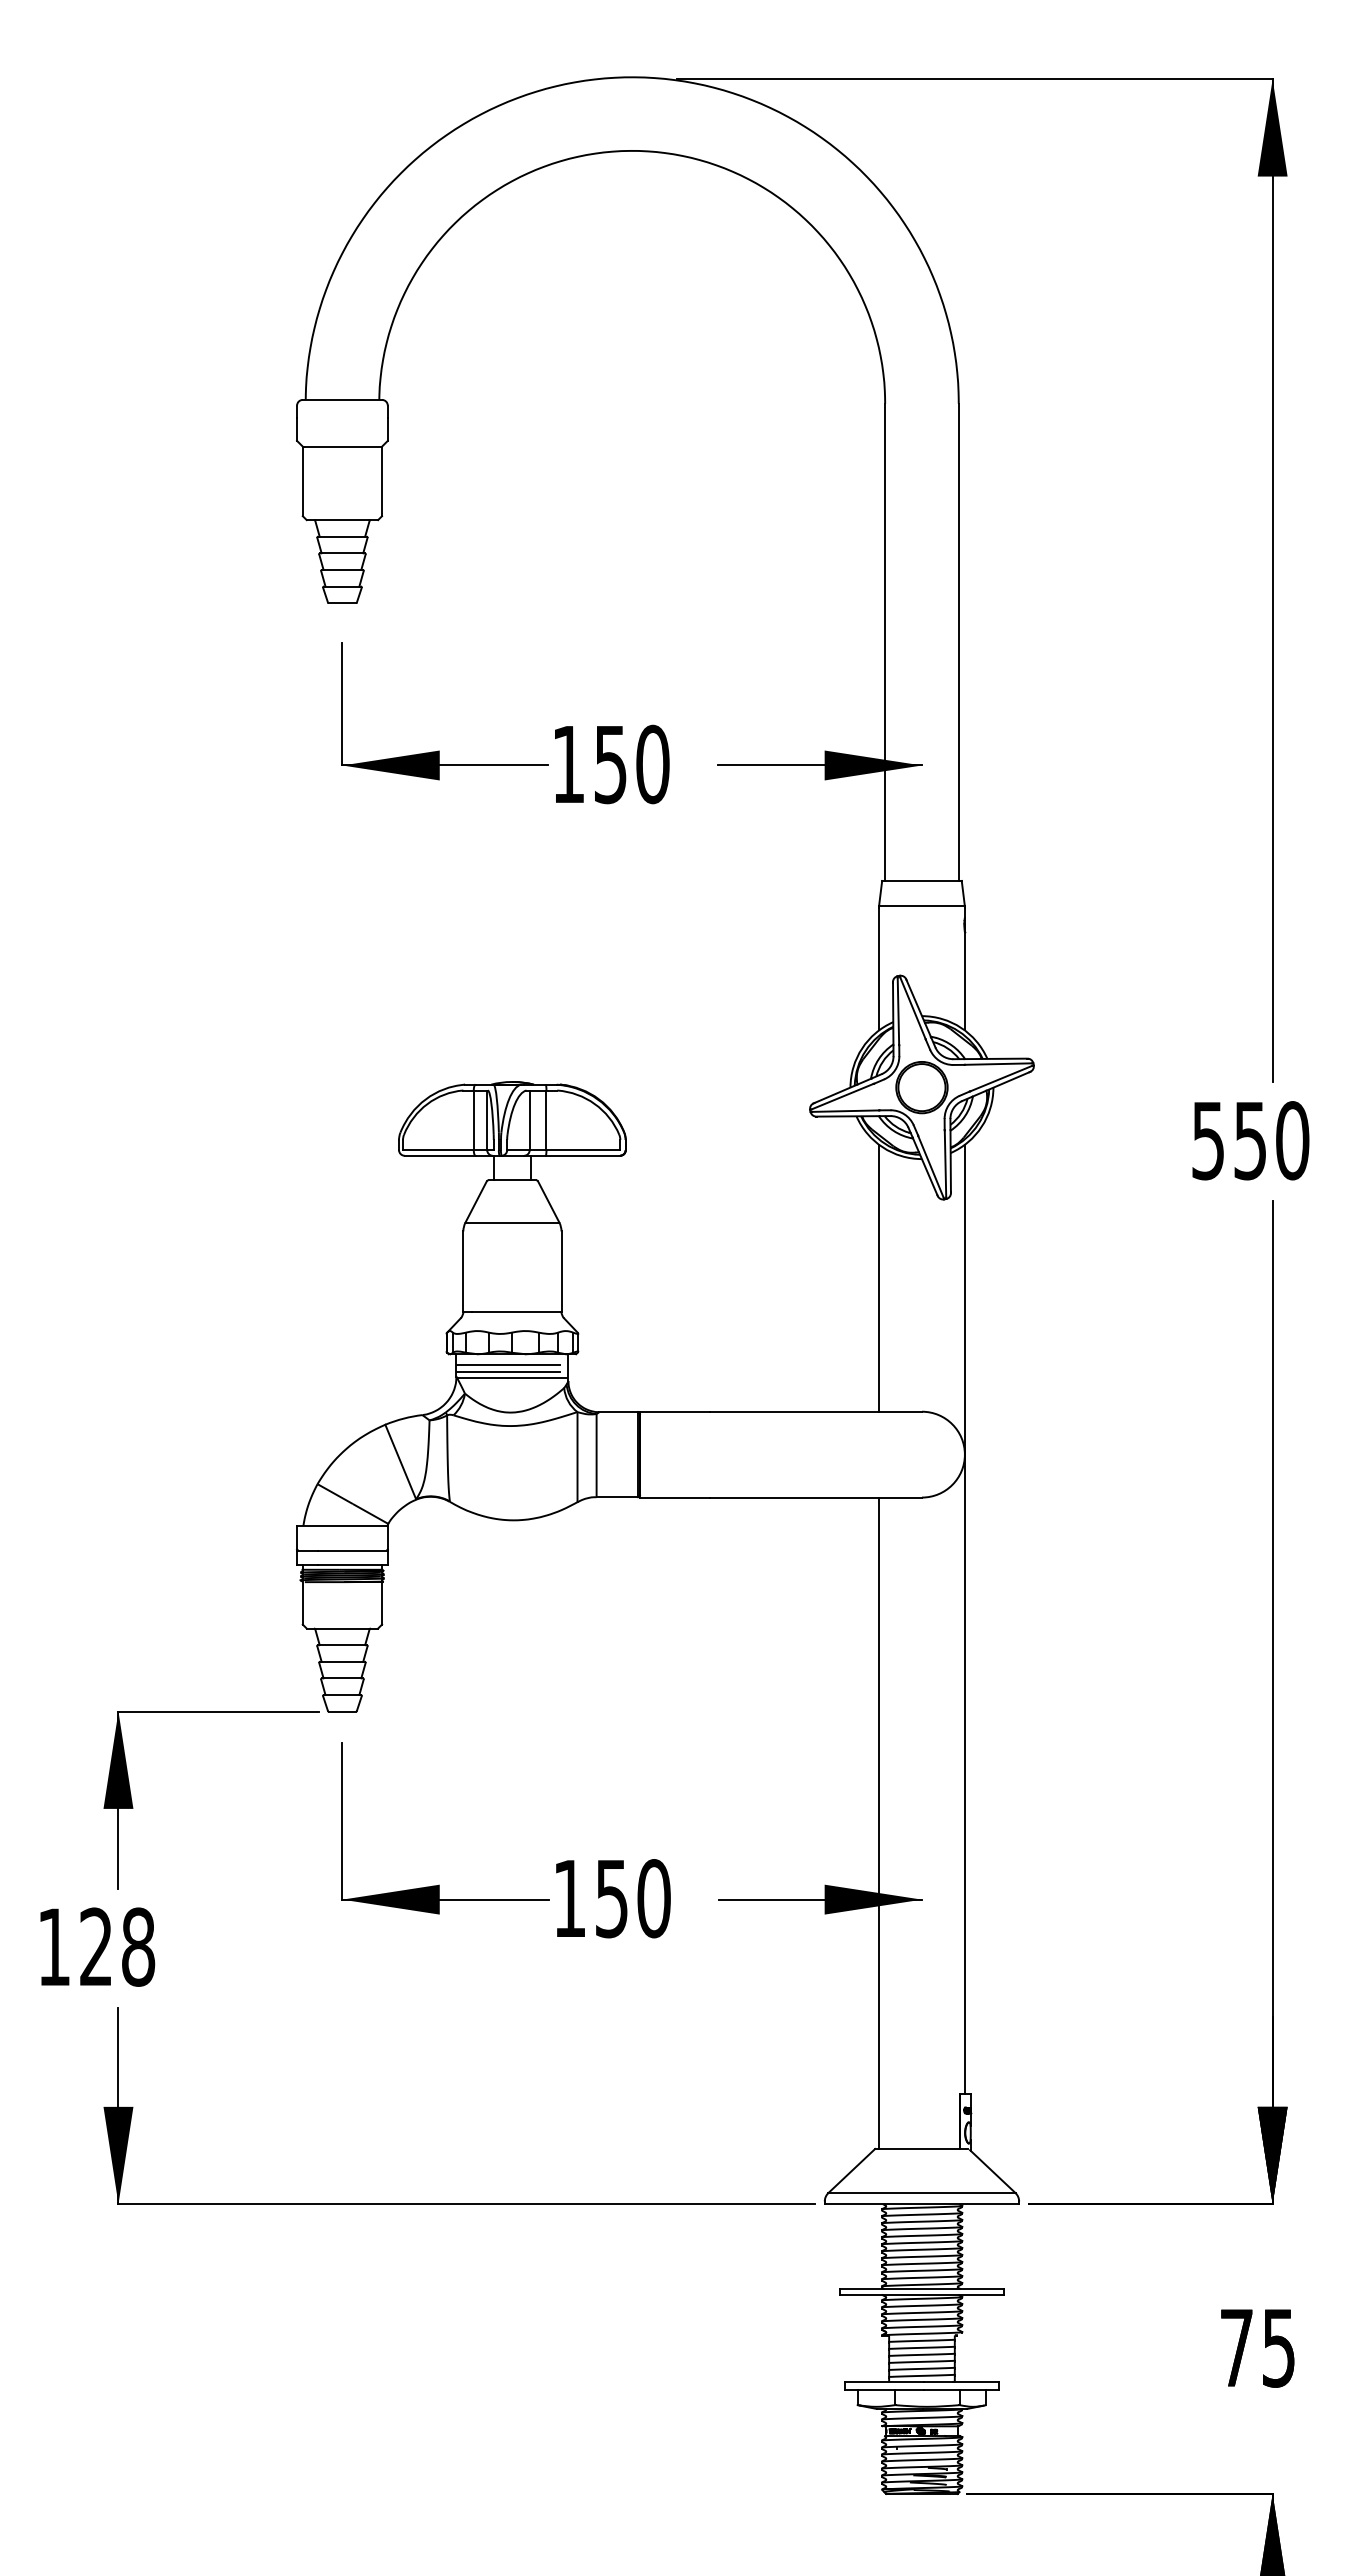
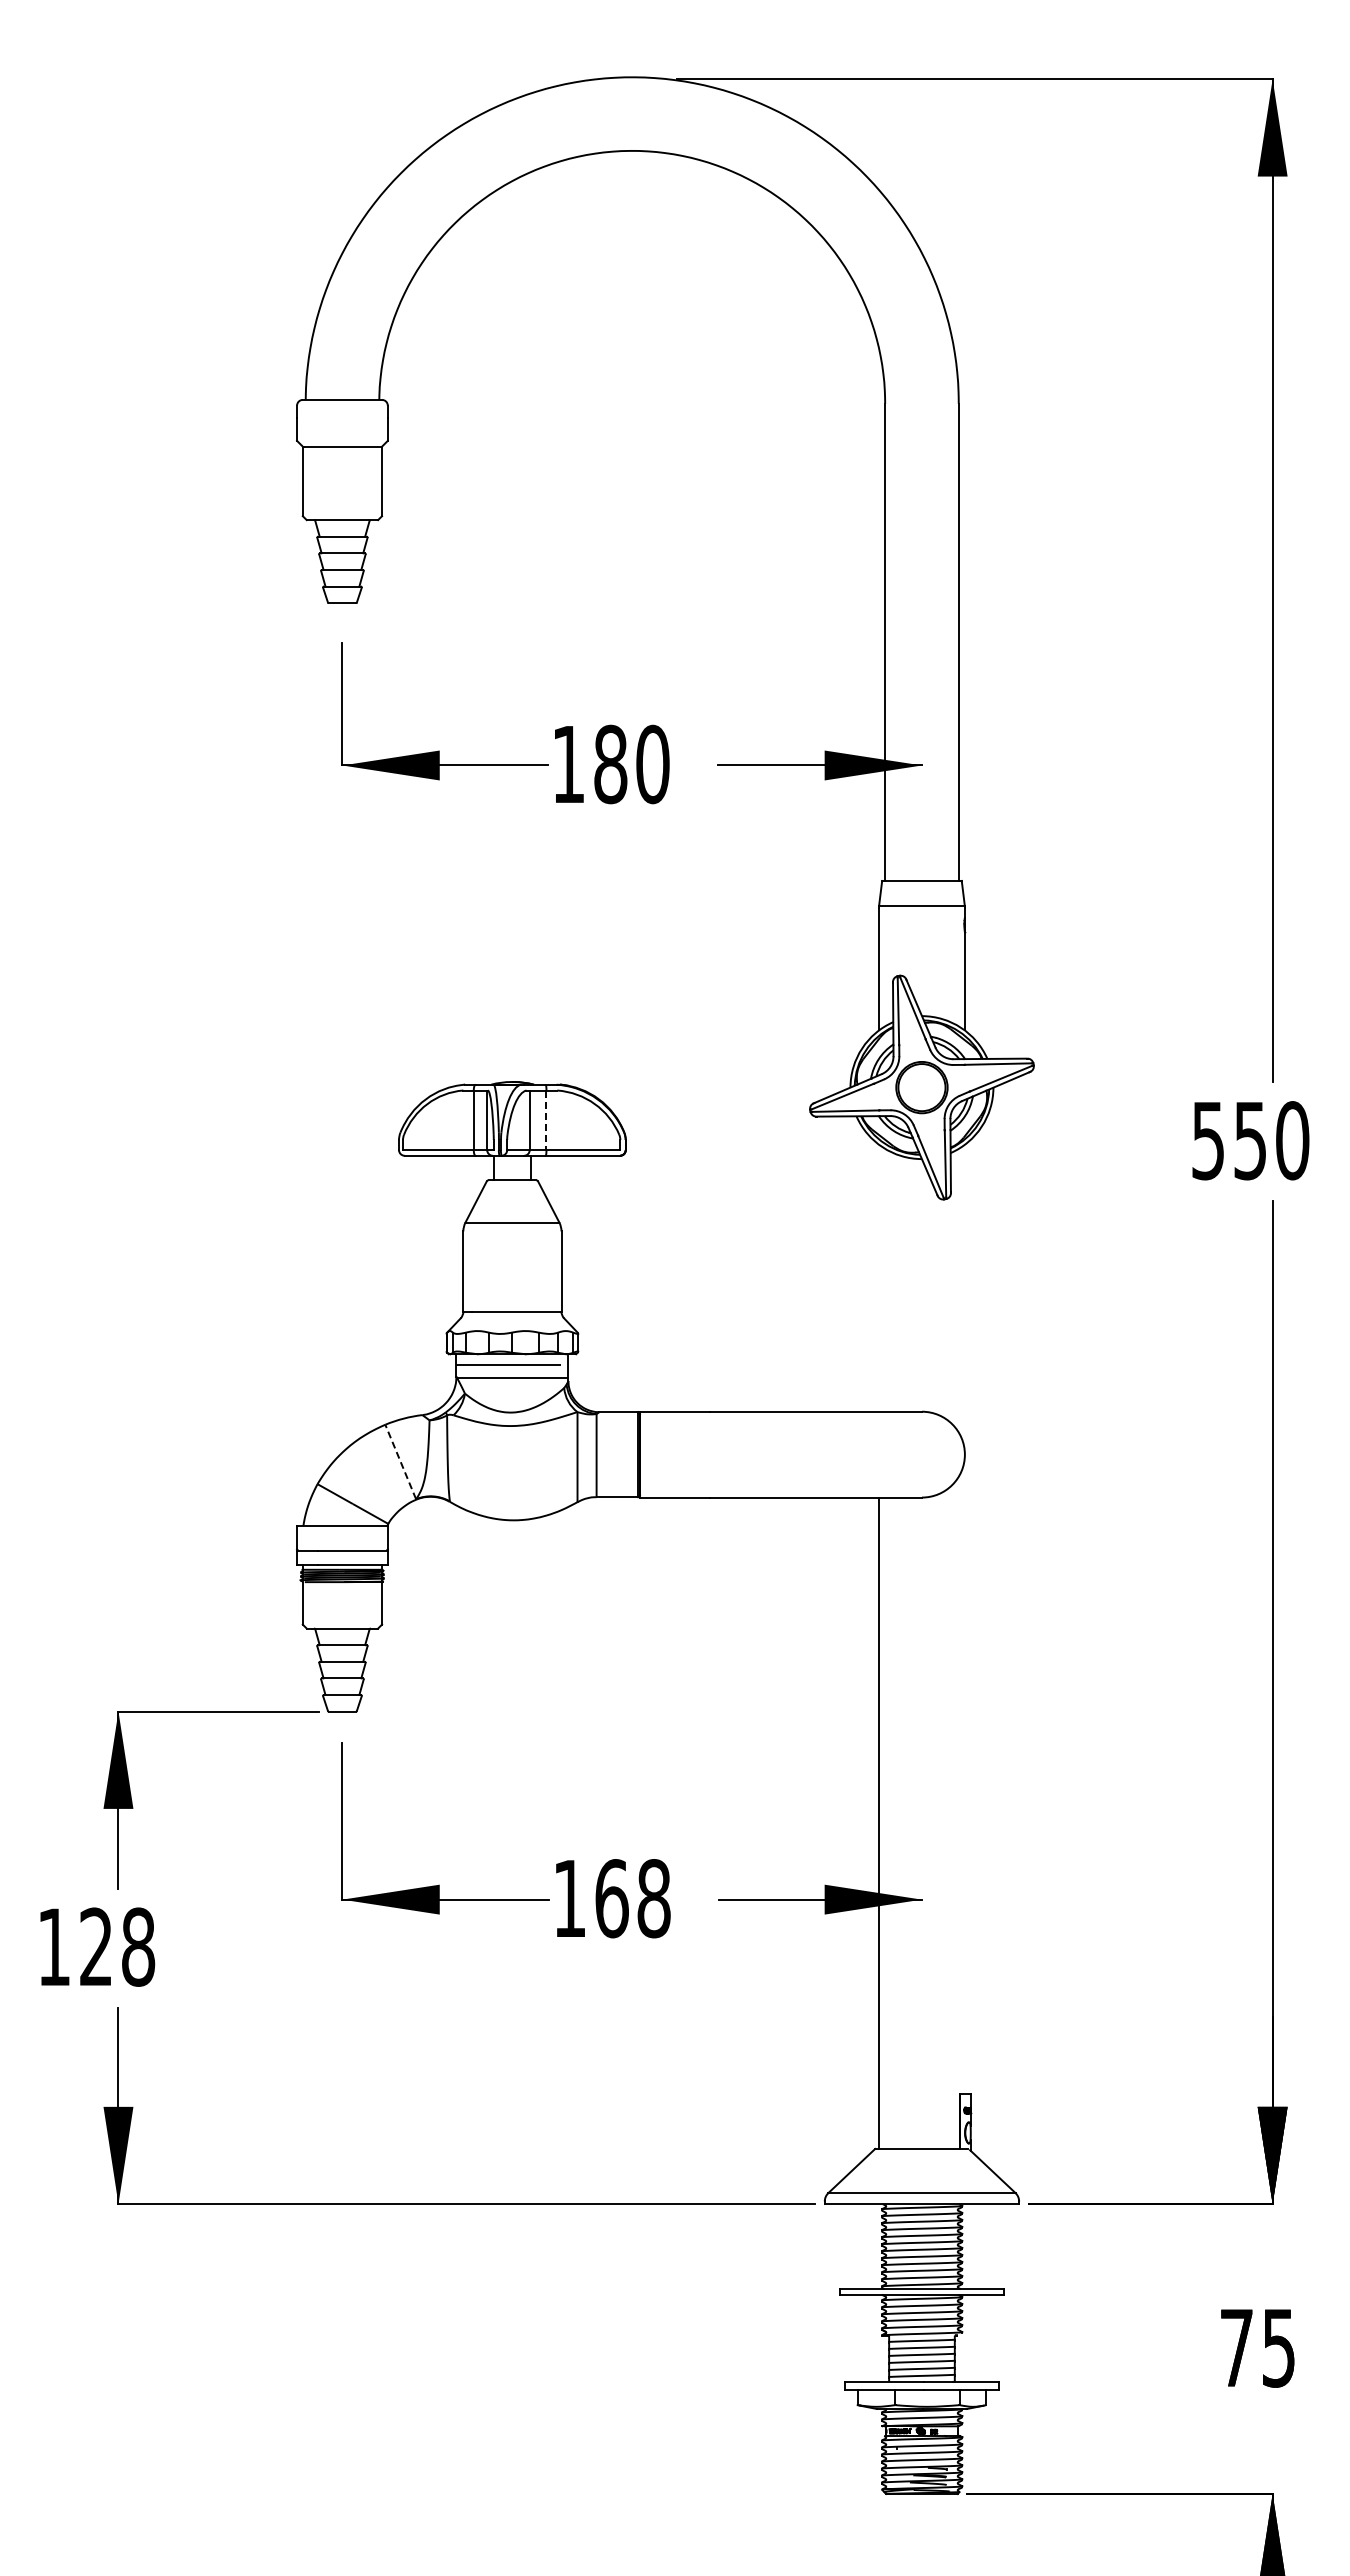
text: 150 -> 180 (610, 764)
line: solid -> dashed (546, 1120)
line: present -> none (879, 1277)
line: present -> none (508, 1371)
line: solid -> dashed (400, 1461)
line: present -> none (964, 1619)
text: 150 -> 168 (632, 1898)
